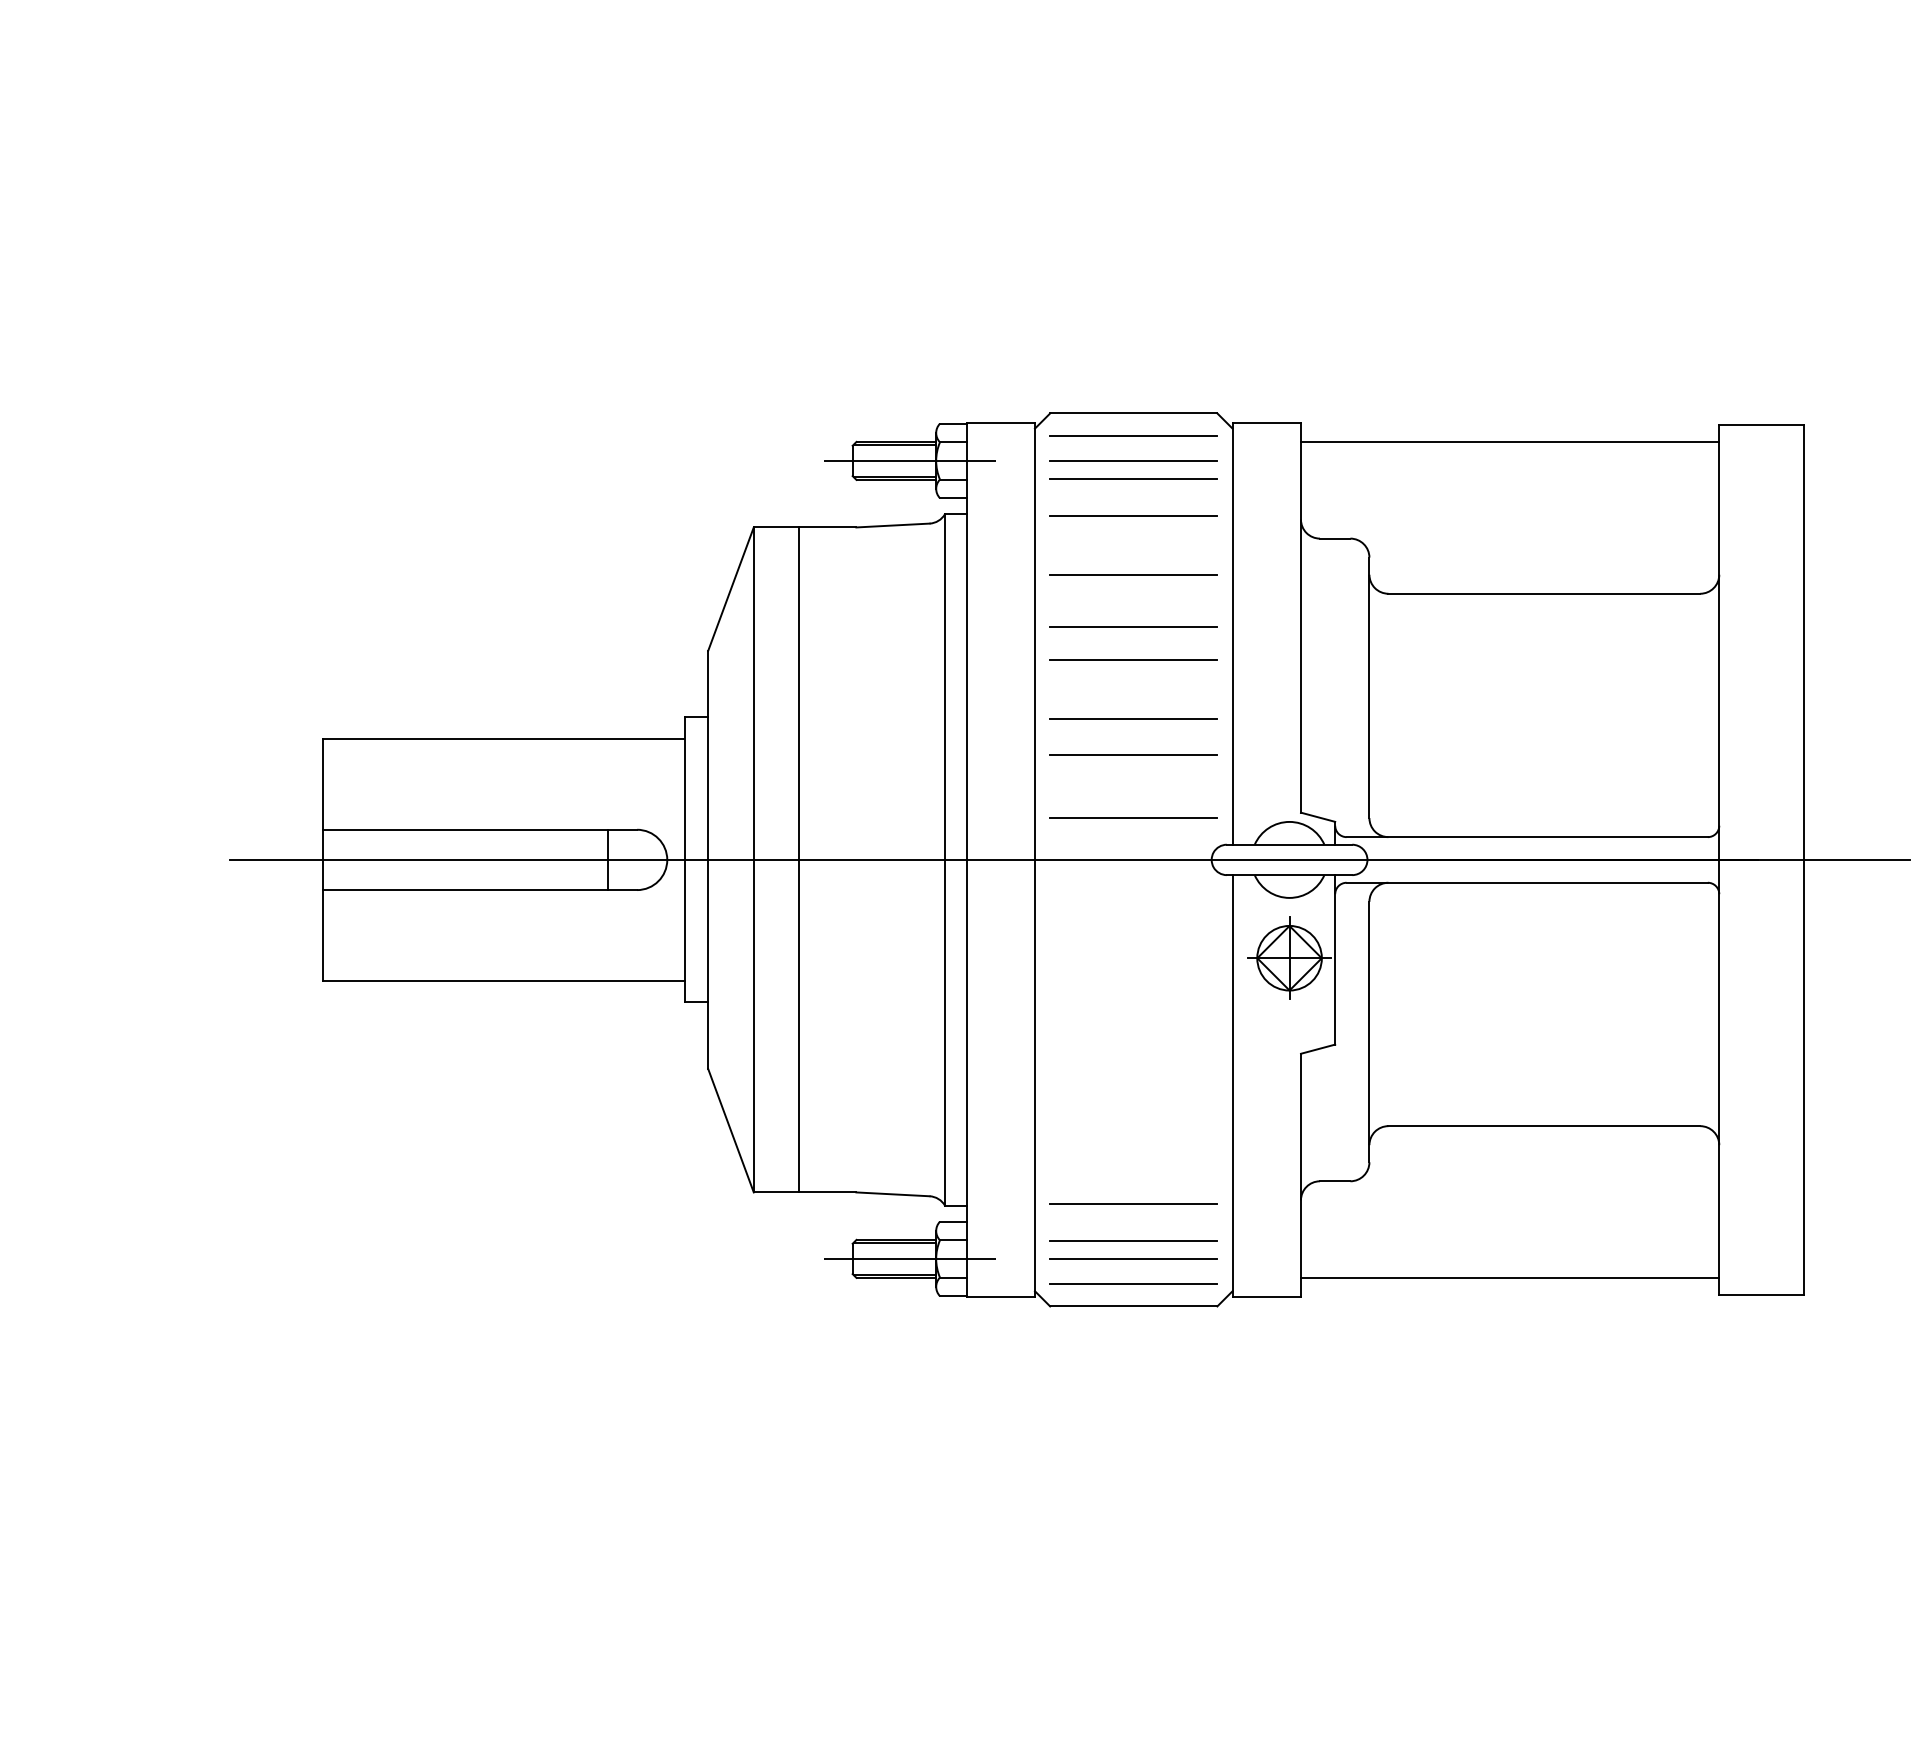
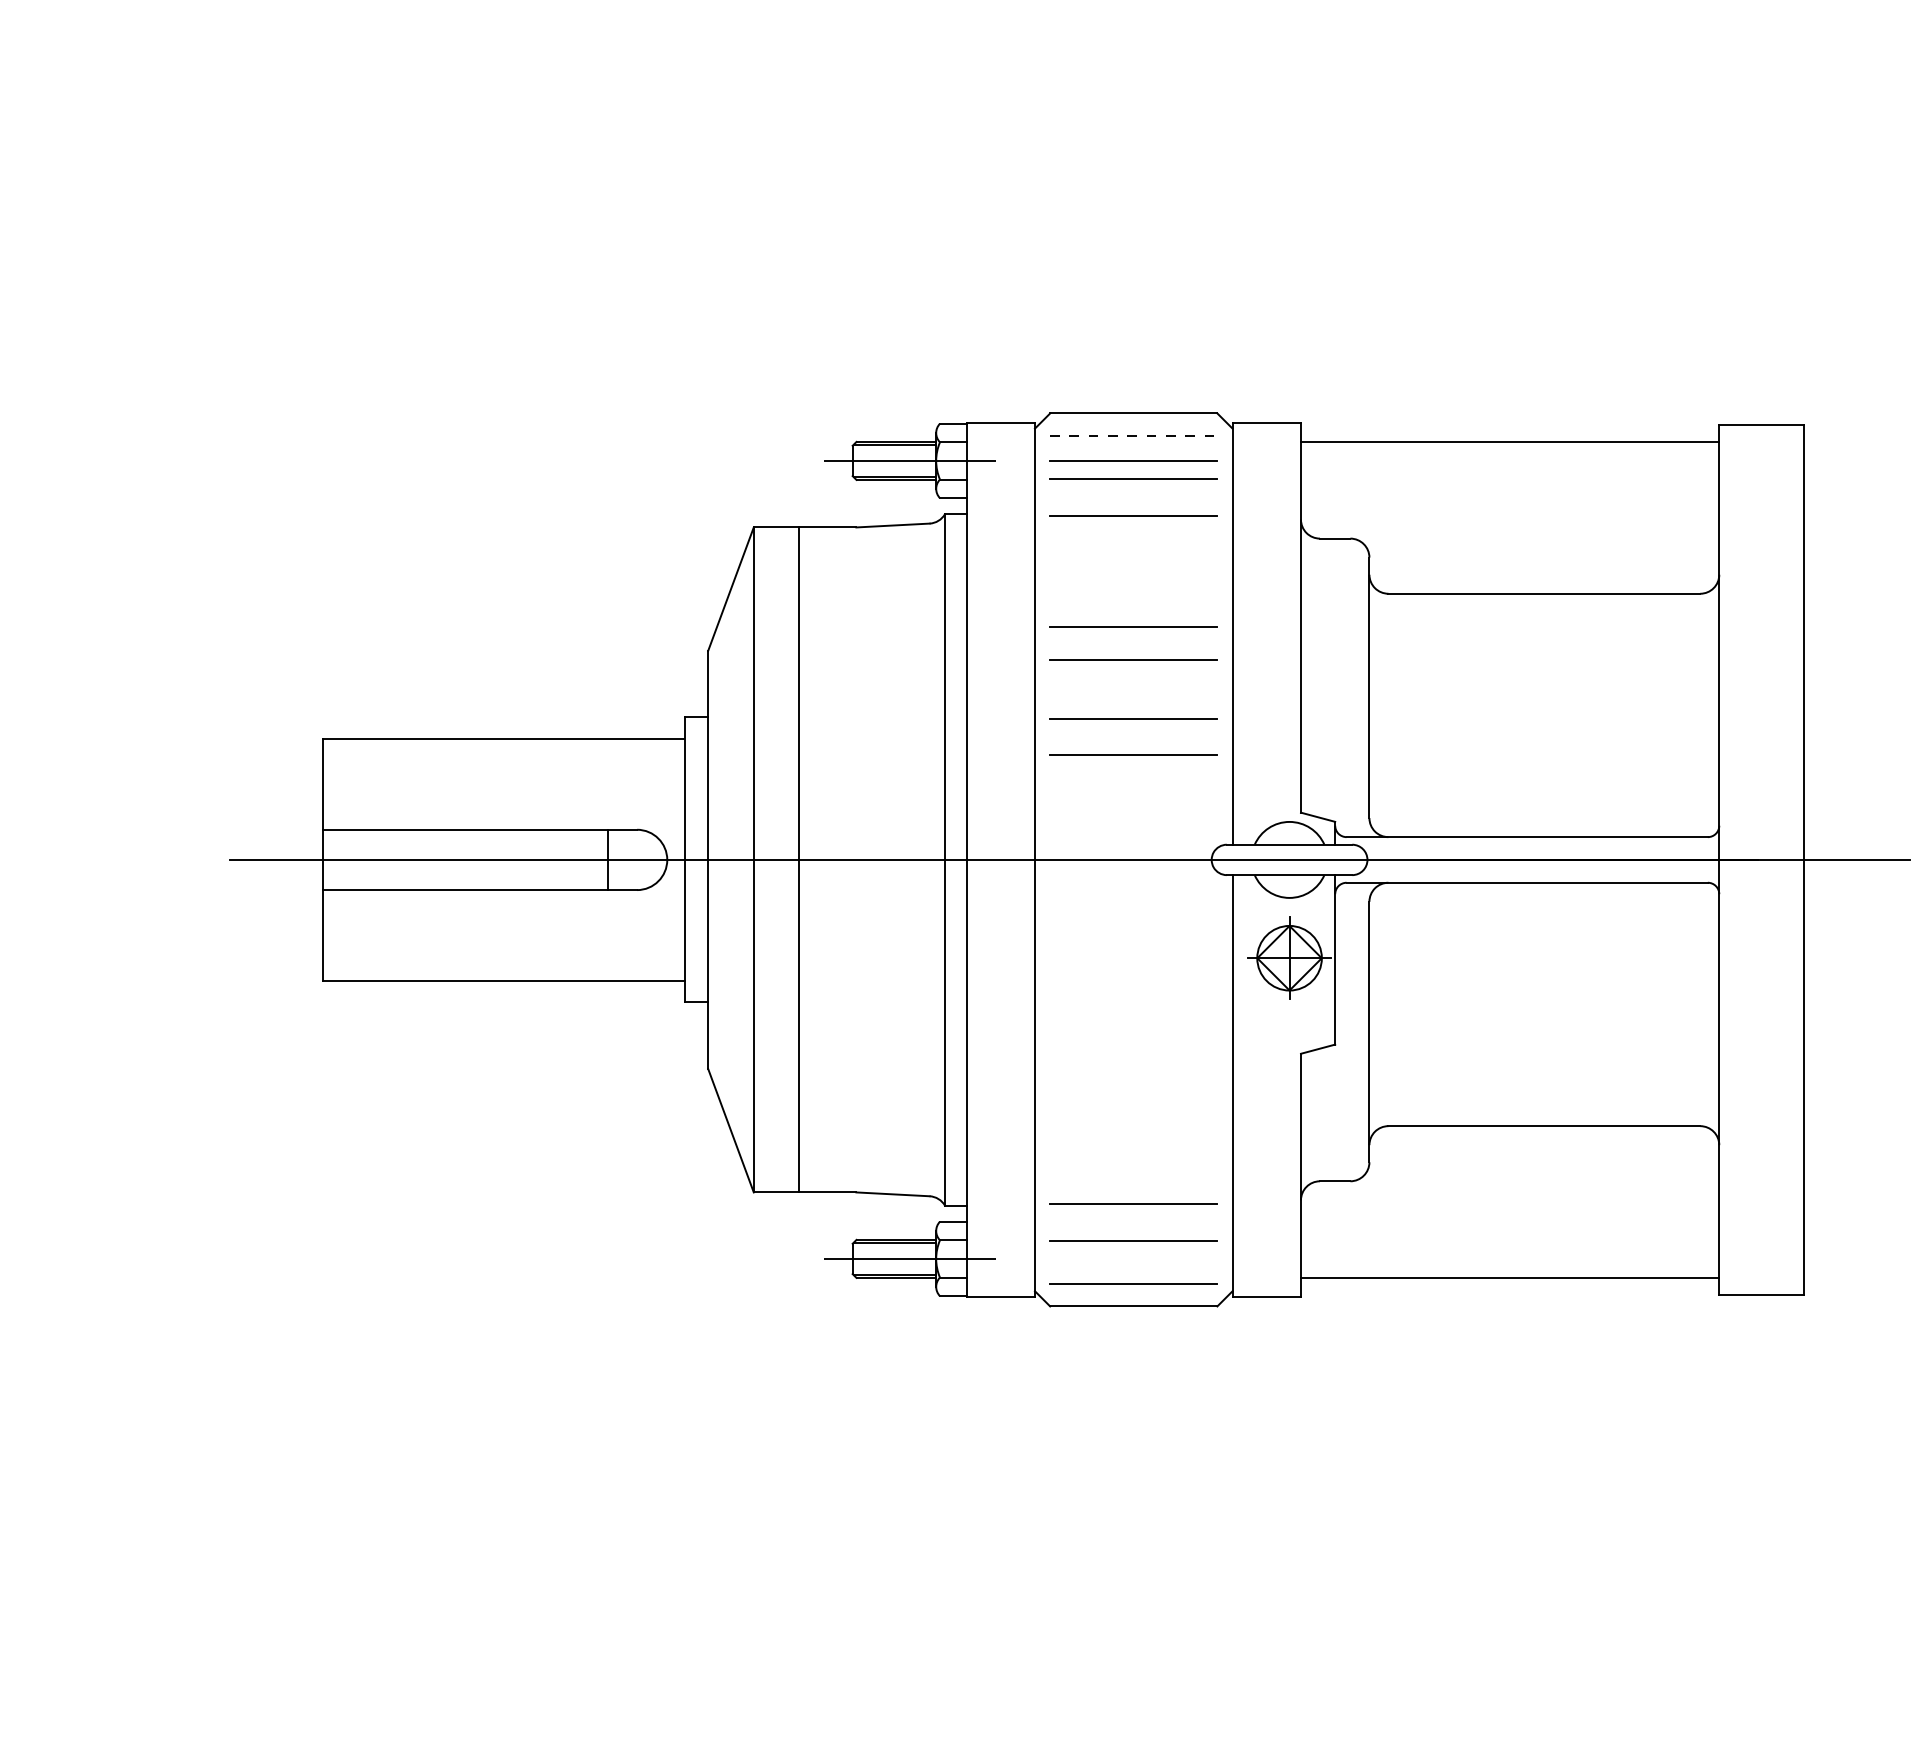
line: solid -> dashed (1133, 436)
line: present -> none (1133, 575)
line: present -> none (1133, 817)
line: present -> none (1133, 1259)
